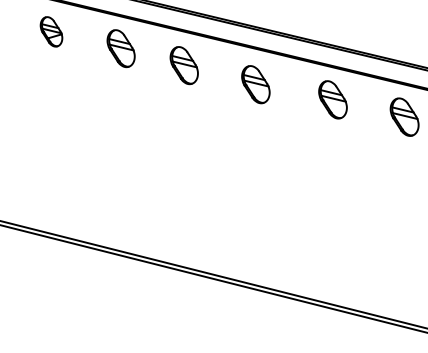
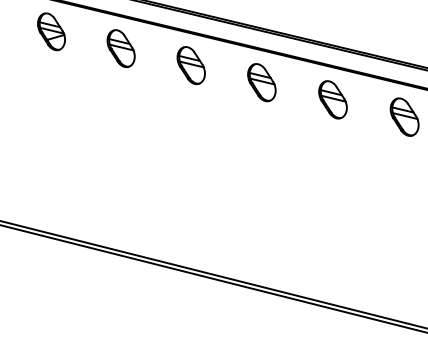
part size: 25x32 px -> 29x40 px (51, 31)
part position: (183, 65) -> (190, 65) (190, 65)
part position: (255, 84) -> (261, 82) (261, 82)
